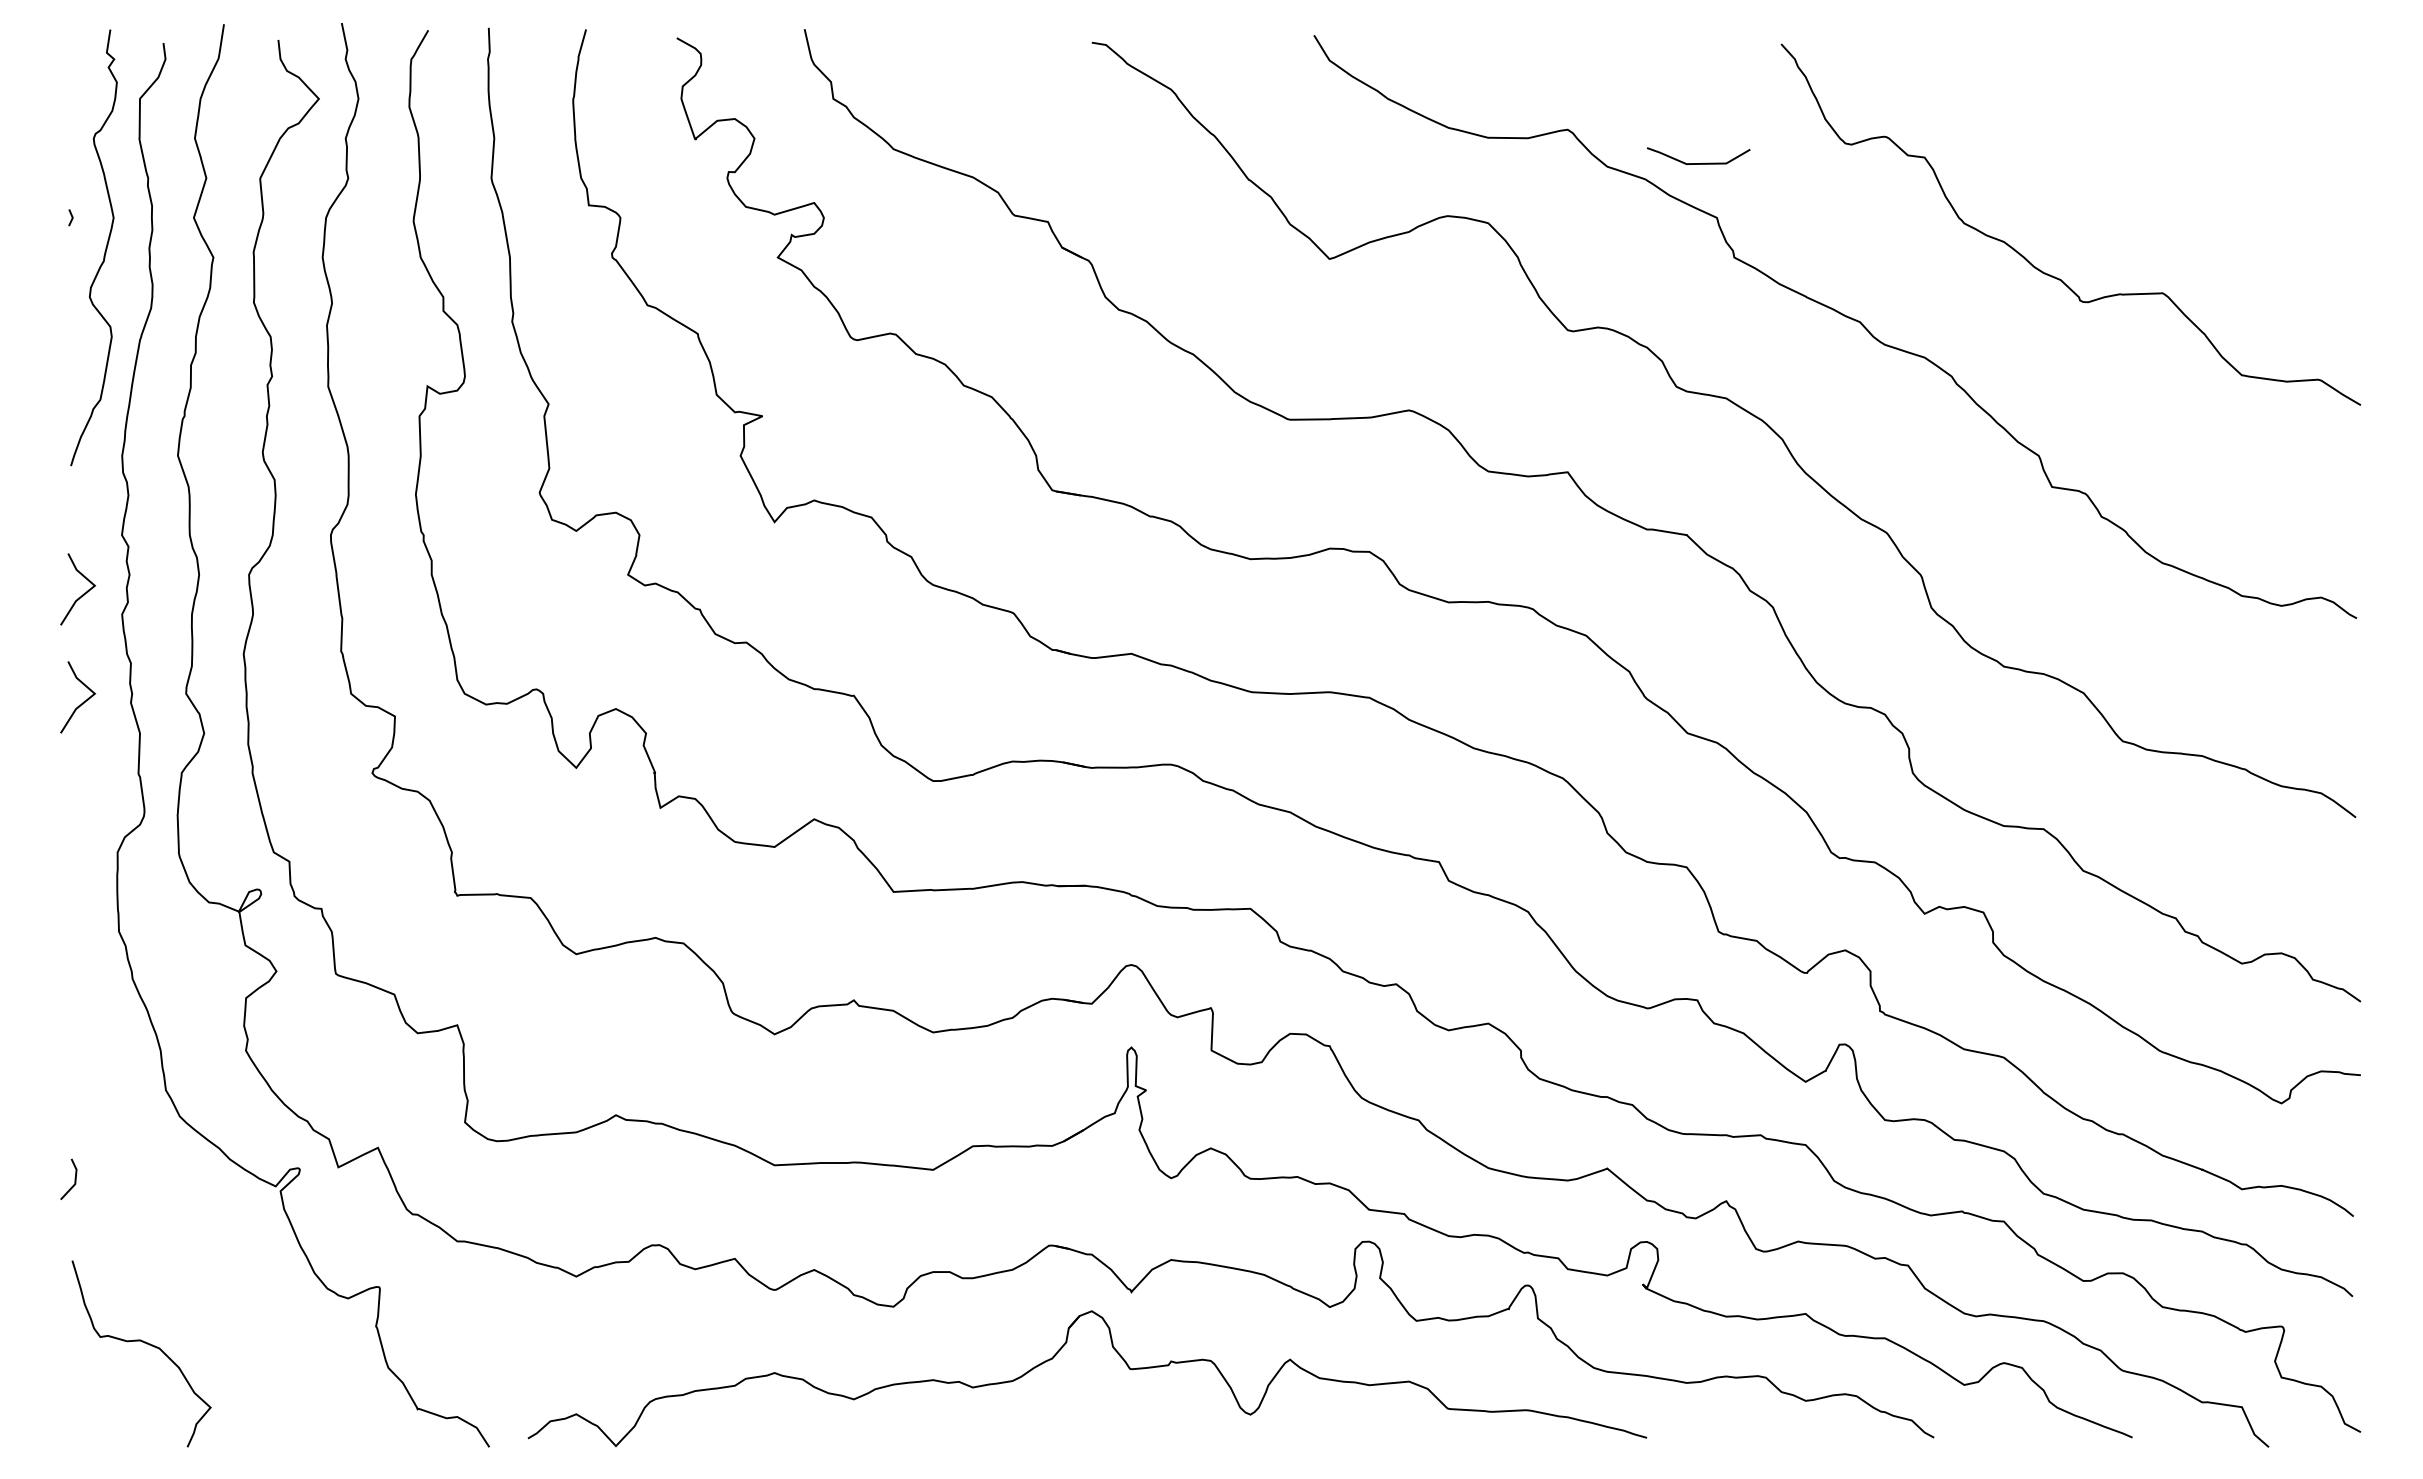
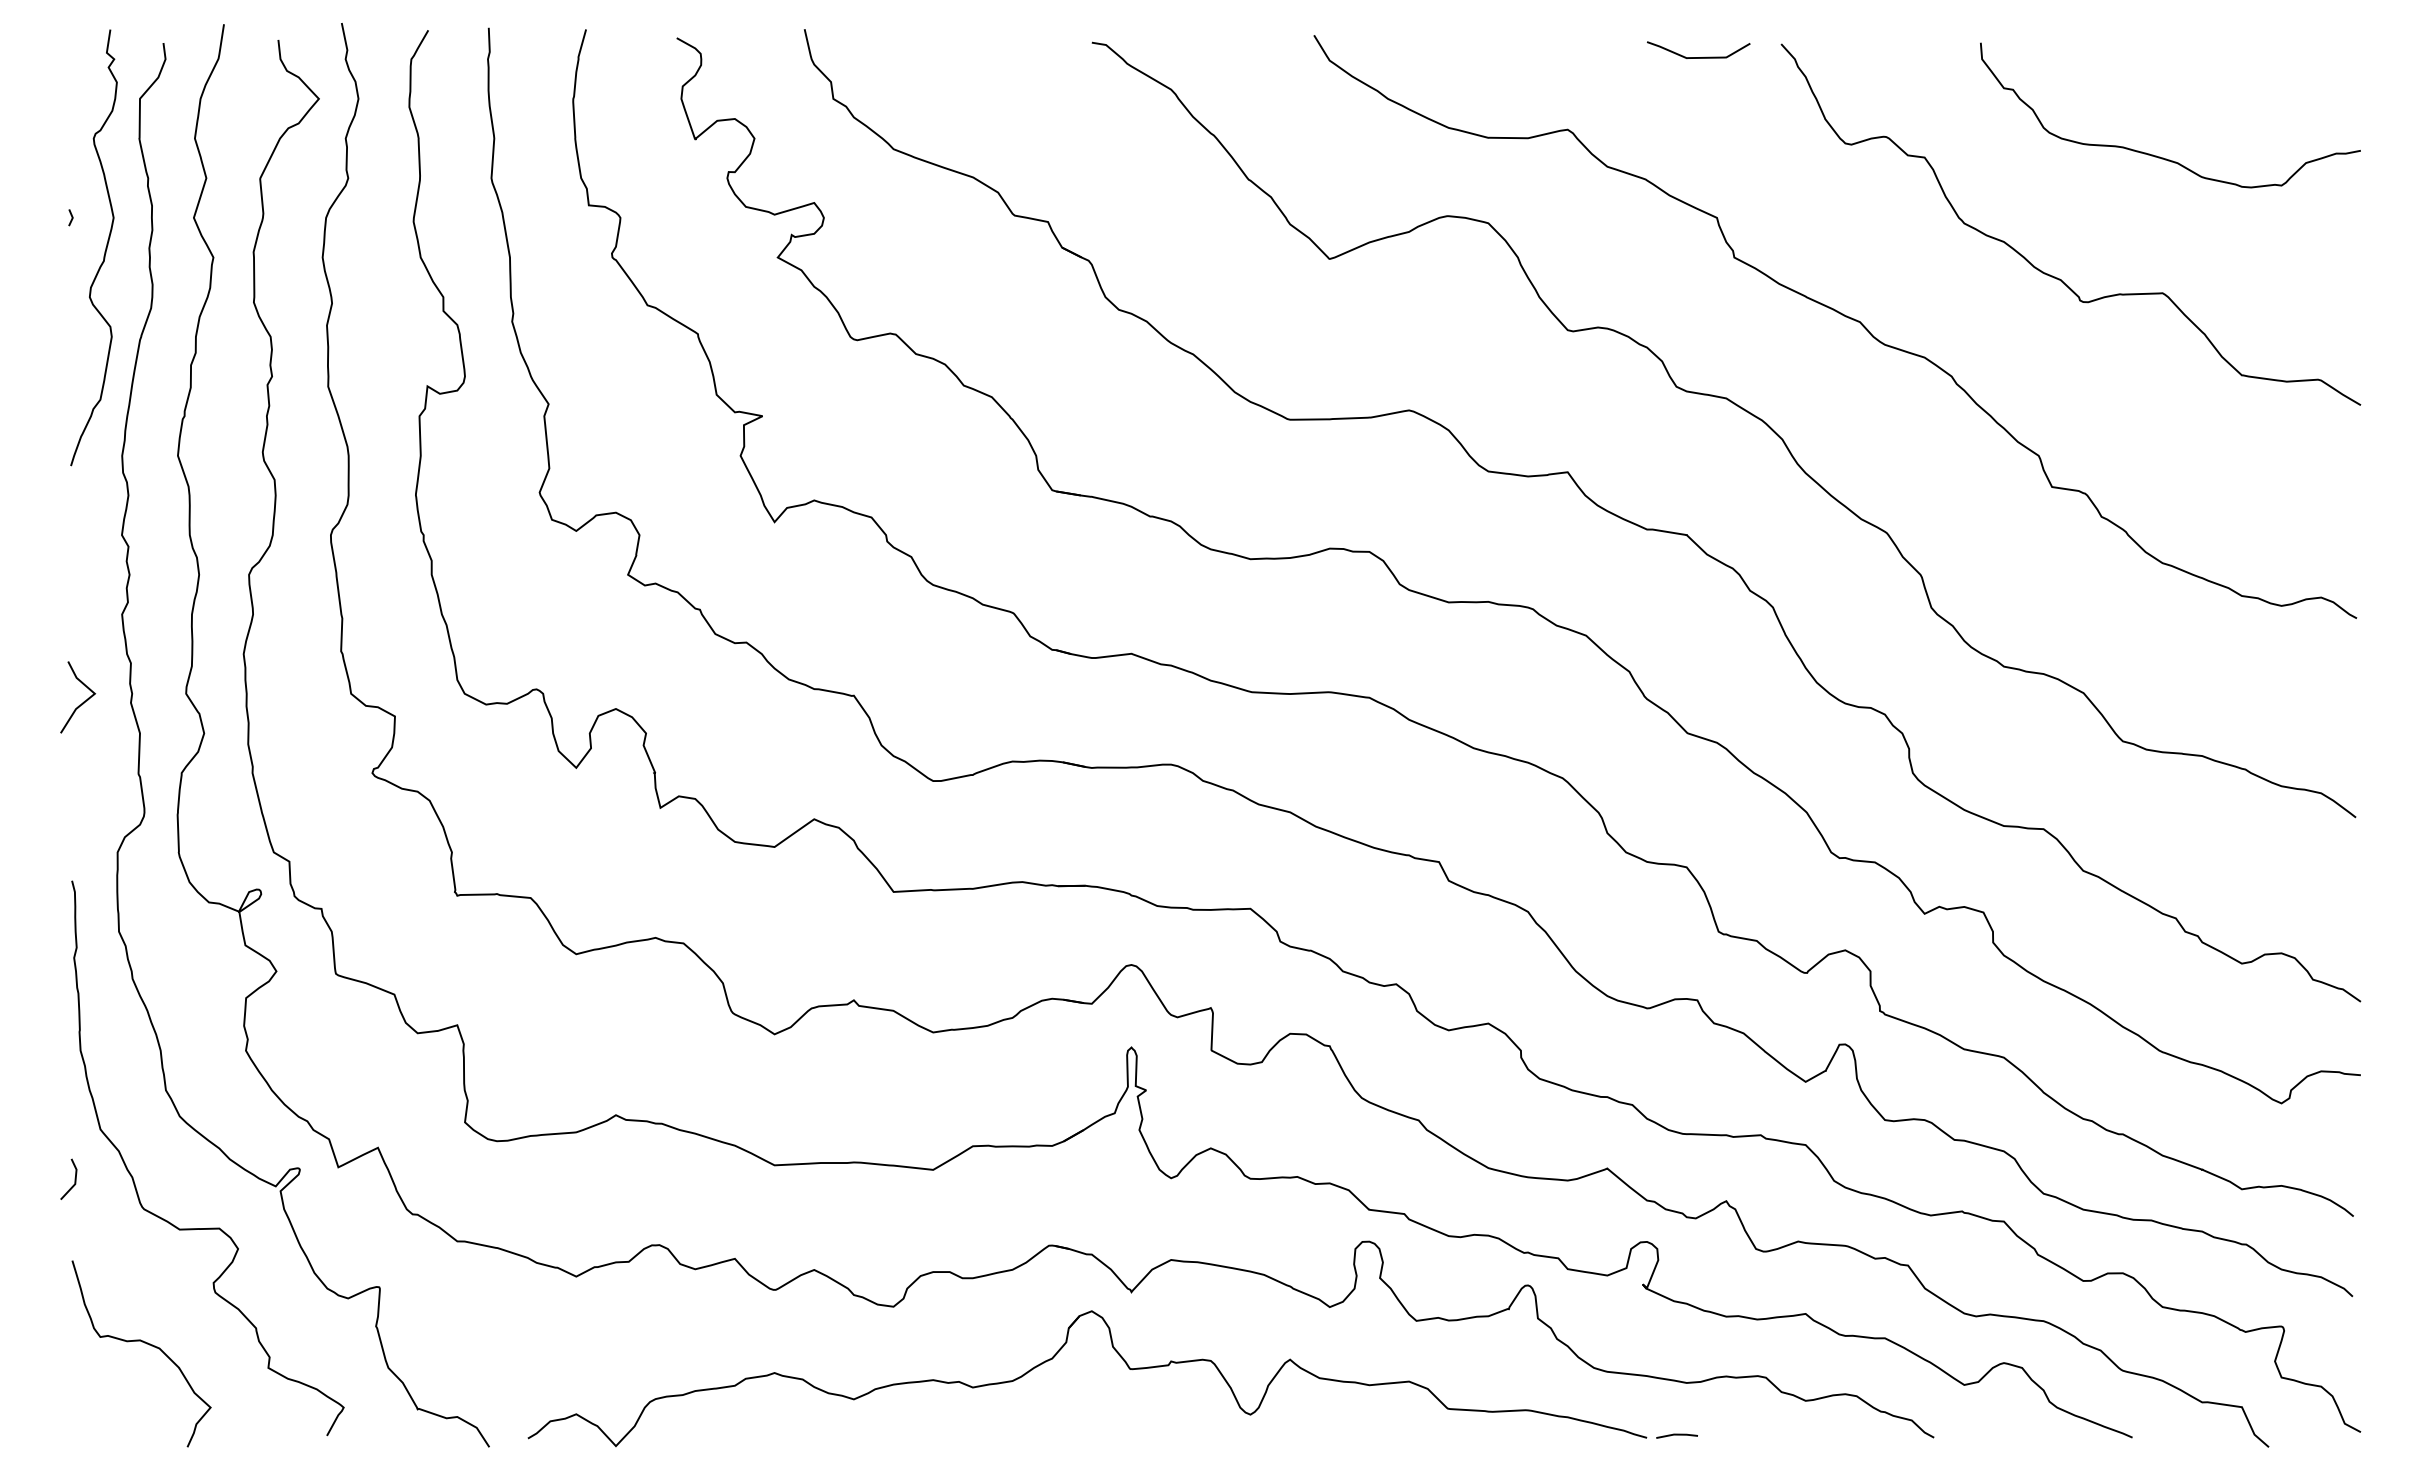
curve: none -> present (2160, 156)
curve position: (1698, 163) -> (1698, 57) (1698, 57)
line: present -> none (83, 593)
curve: none -> present (209, 1227)
line: none -> present (1676, 1435)
